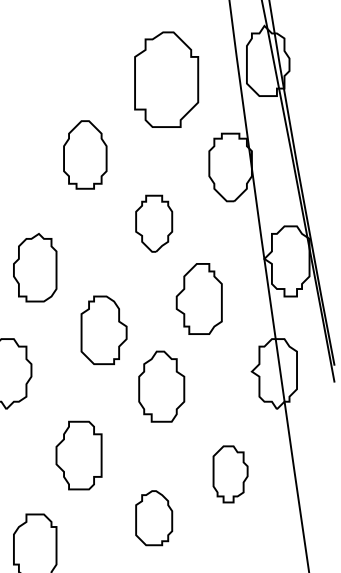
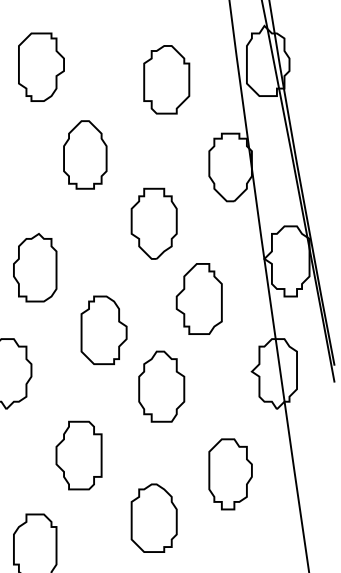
part: none -> present (41, 66)
part size: 66x97 px -> 48x70 px (166, 79)
part size: 39x59 px -> 48x73 px (153, 223)
part size: 37x59 px -> 45x73 px (230, 474)
part size: 39x57 px -> 48x70 px (153, 517)
